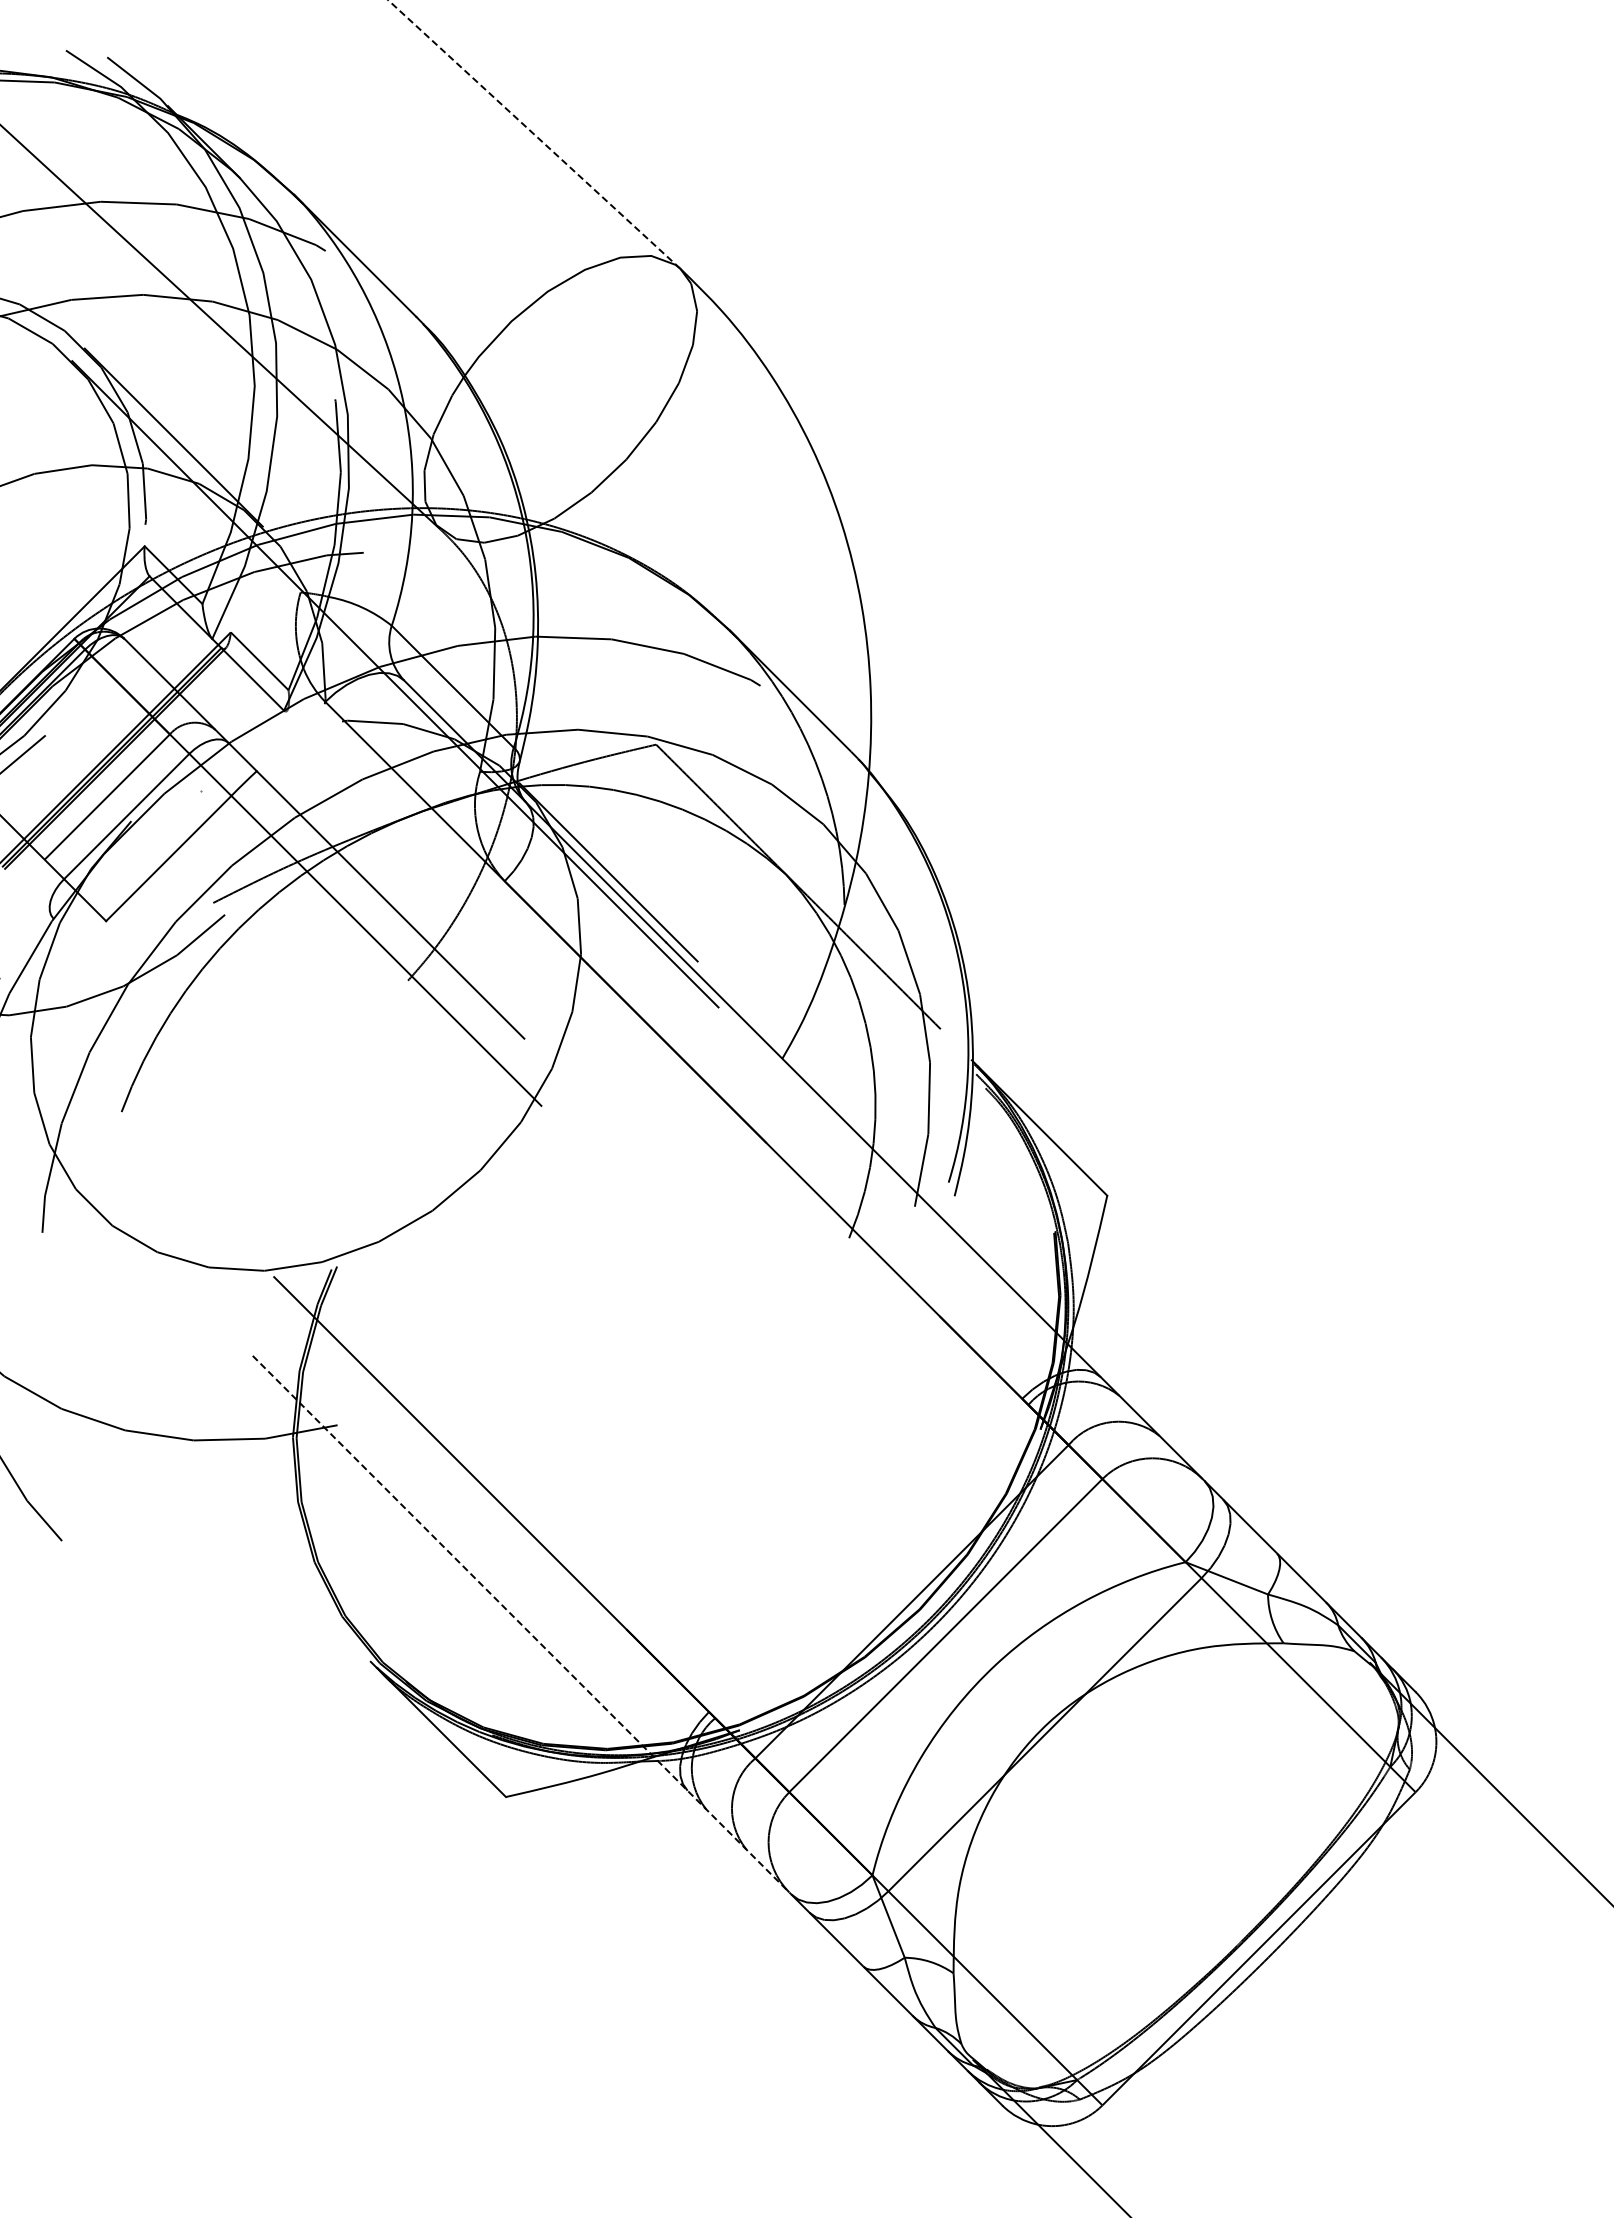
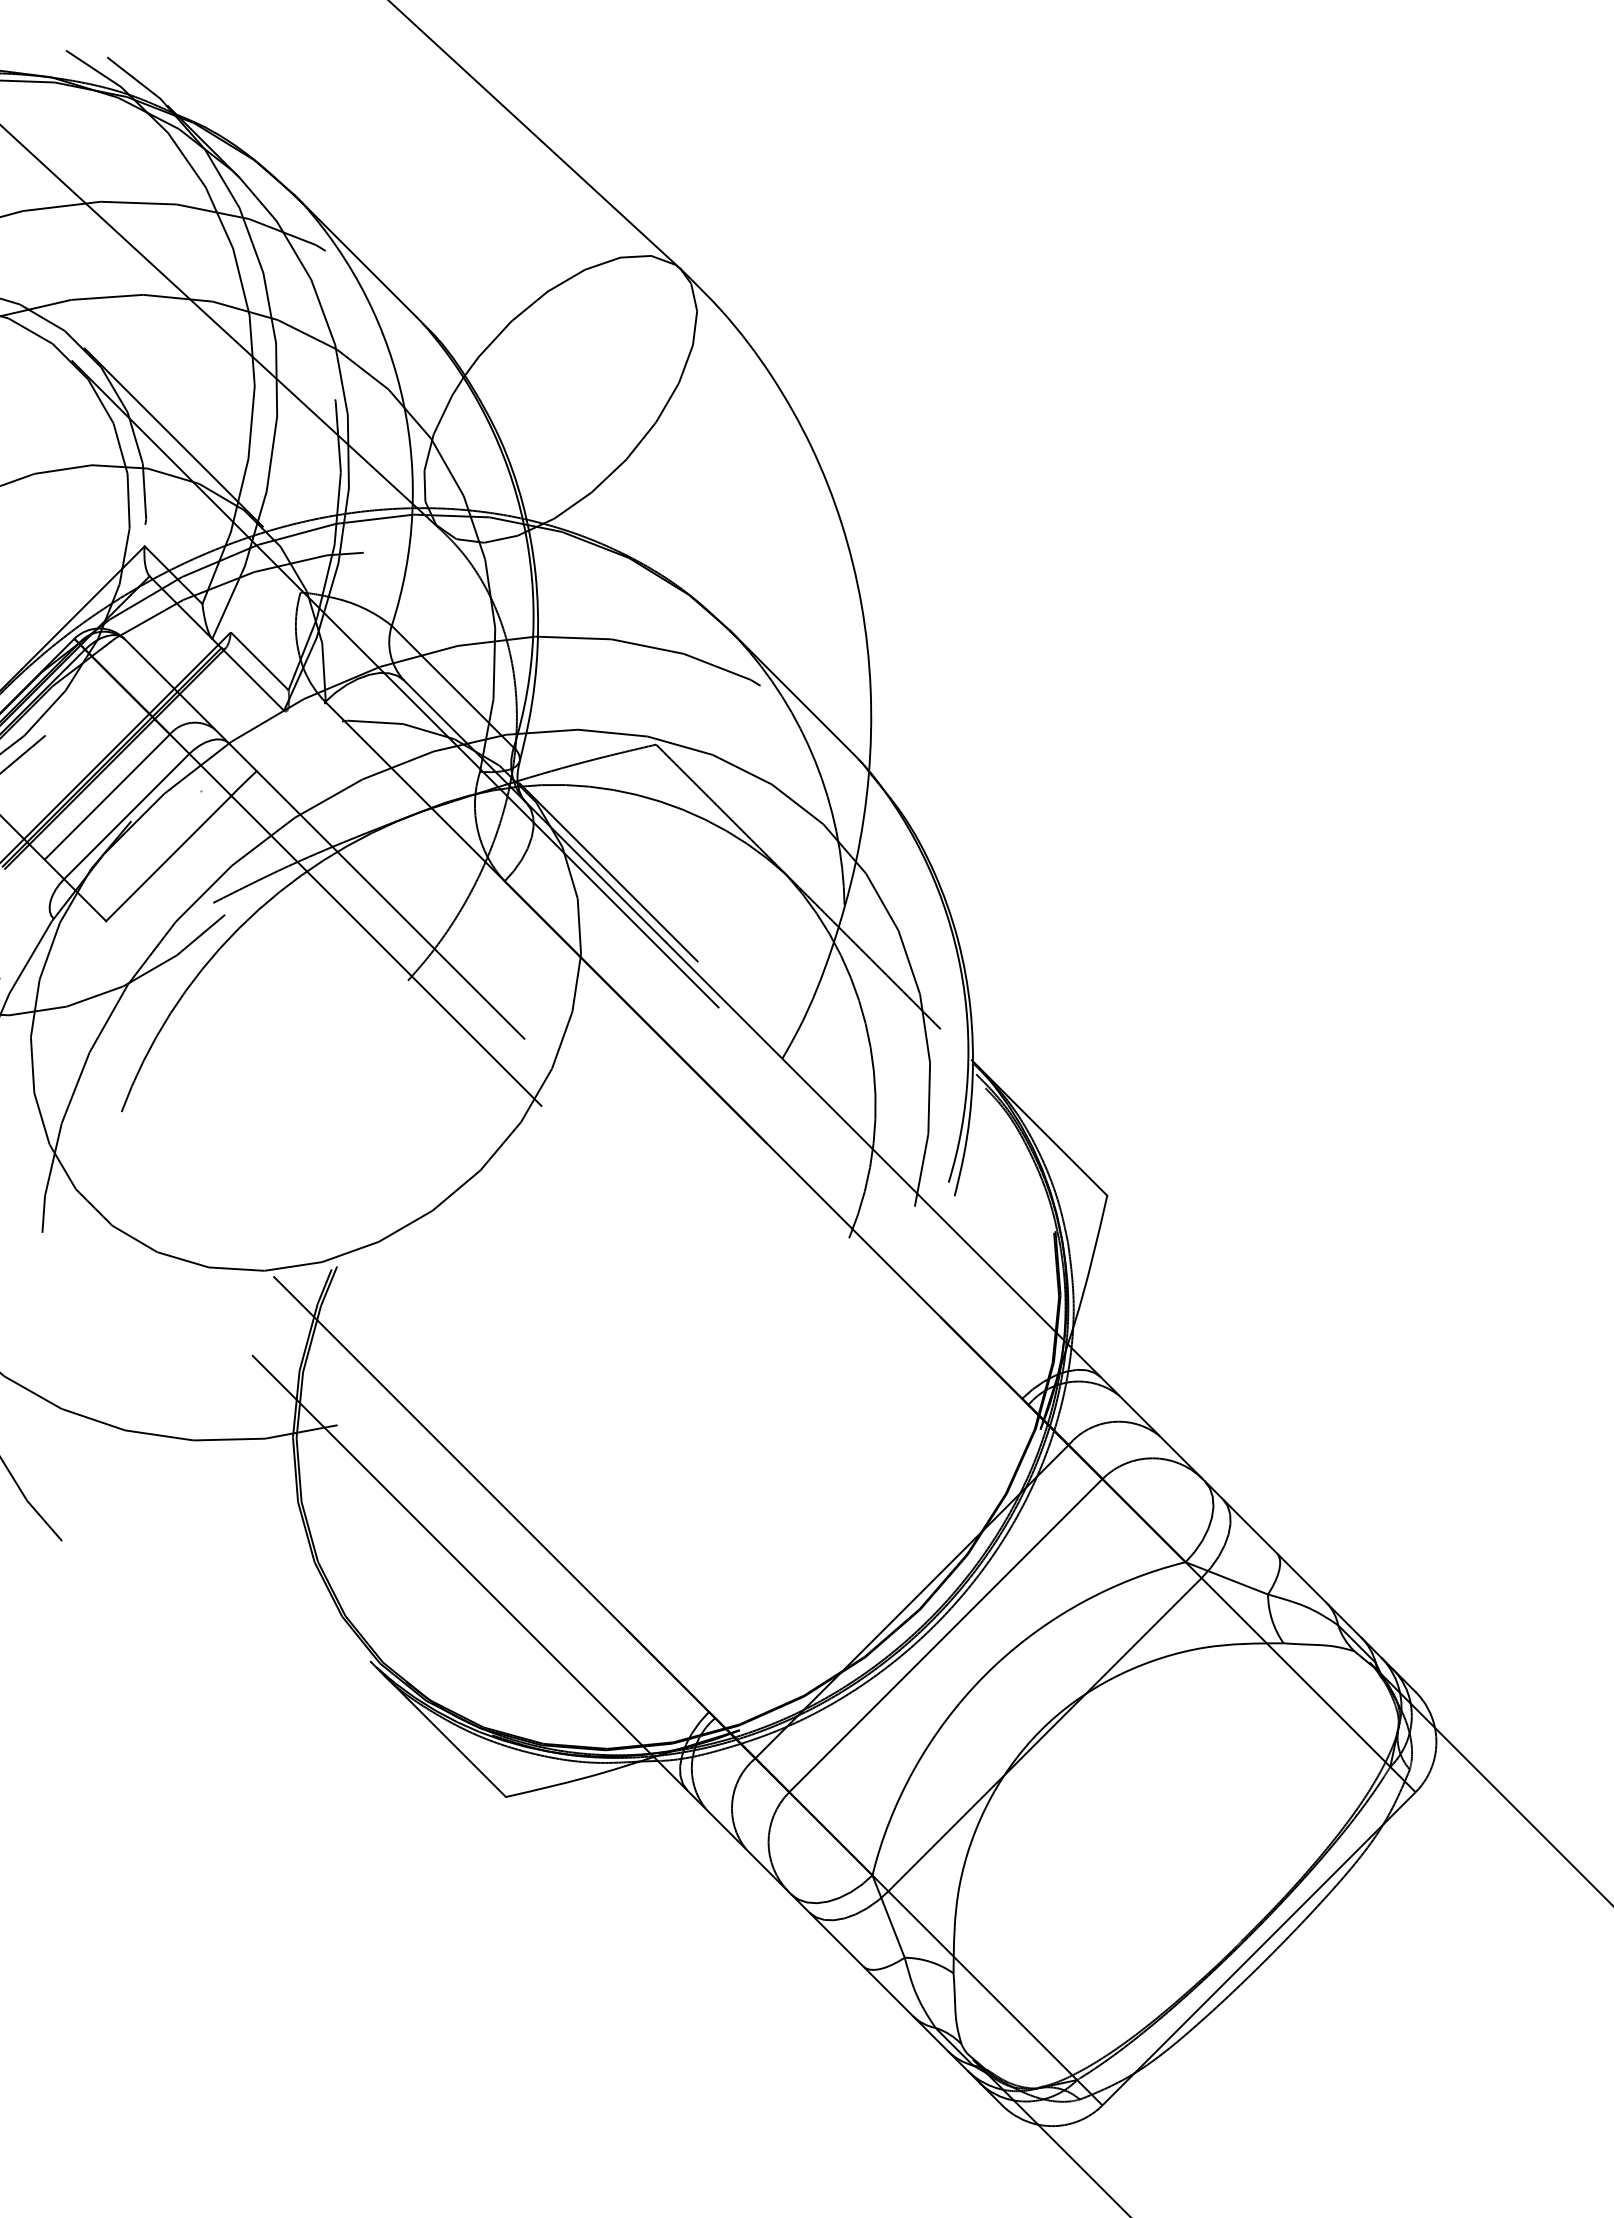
line: dashed -> solid (533, 134)
line: dashed -> solid (522, 1625)
